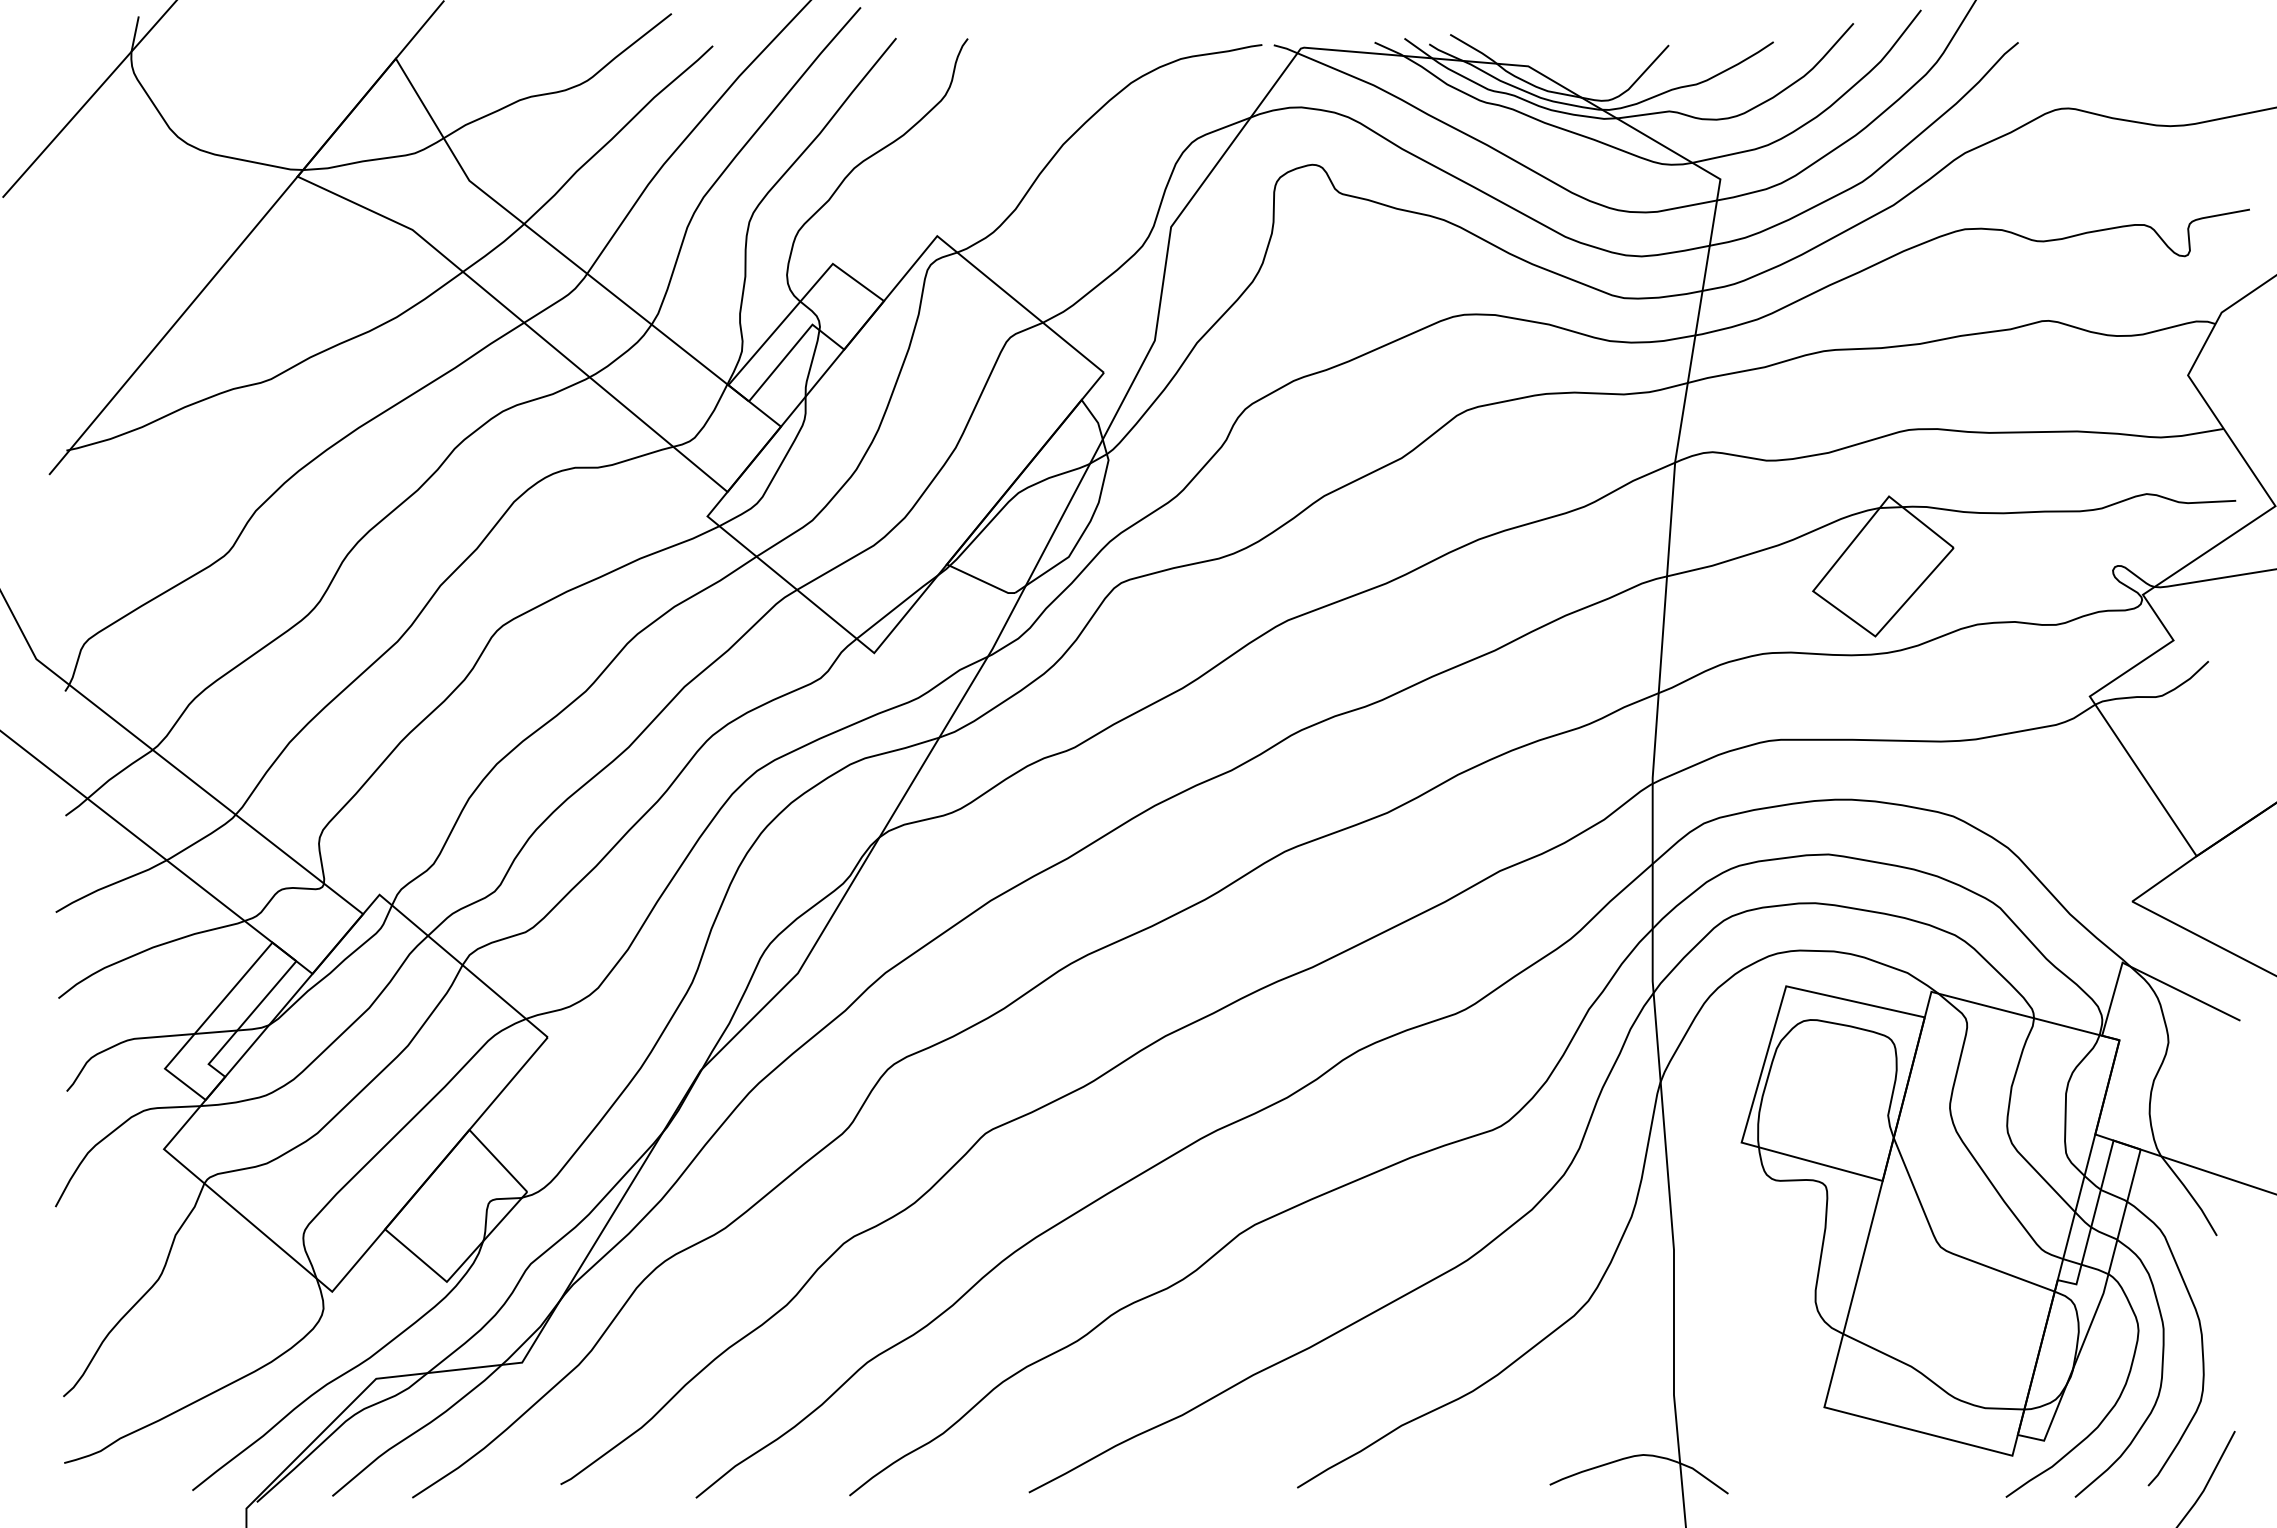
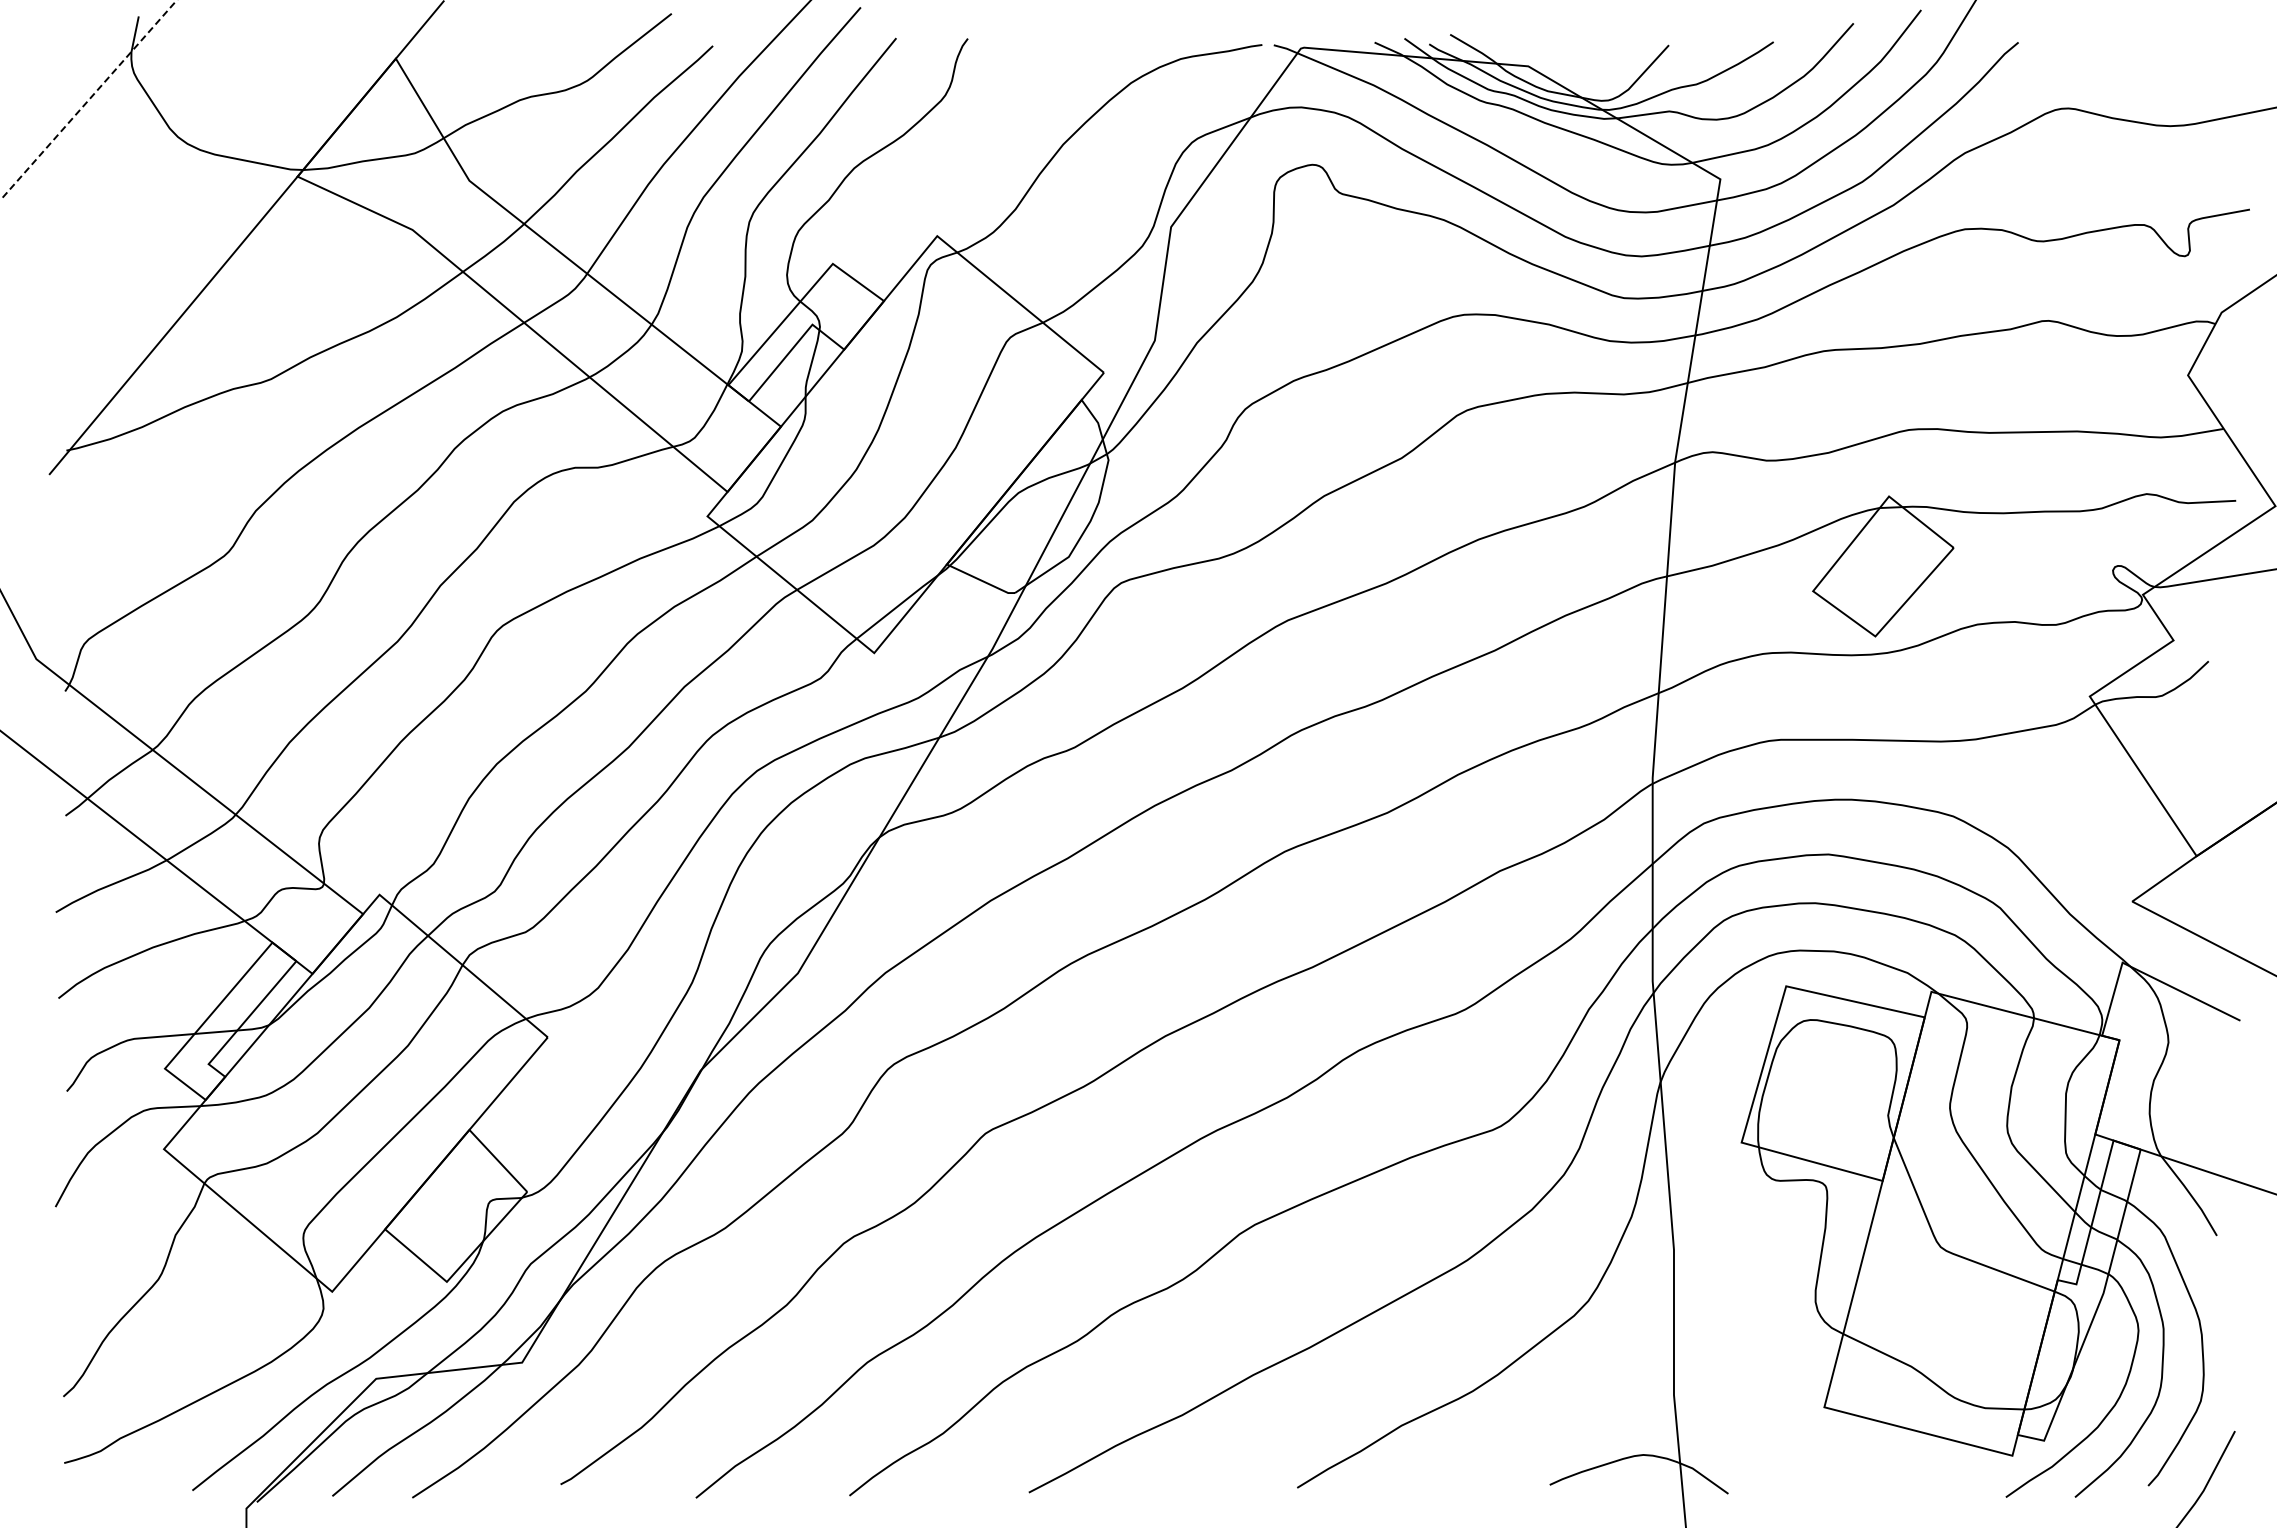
line: solid -> dashed (89, 98)
